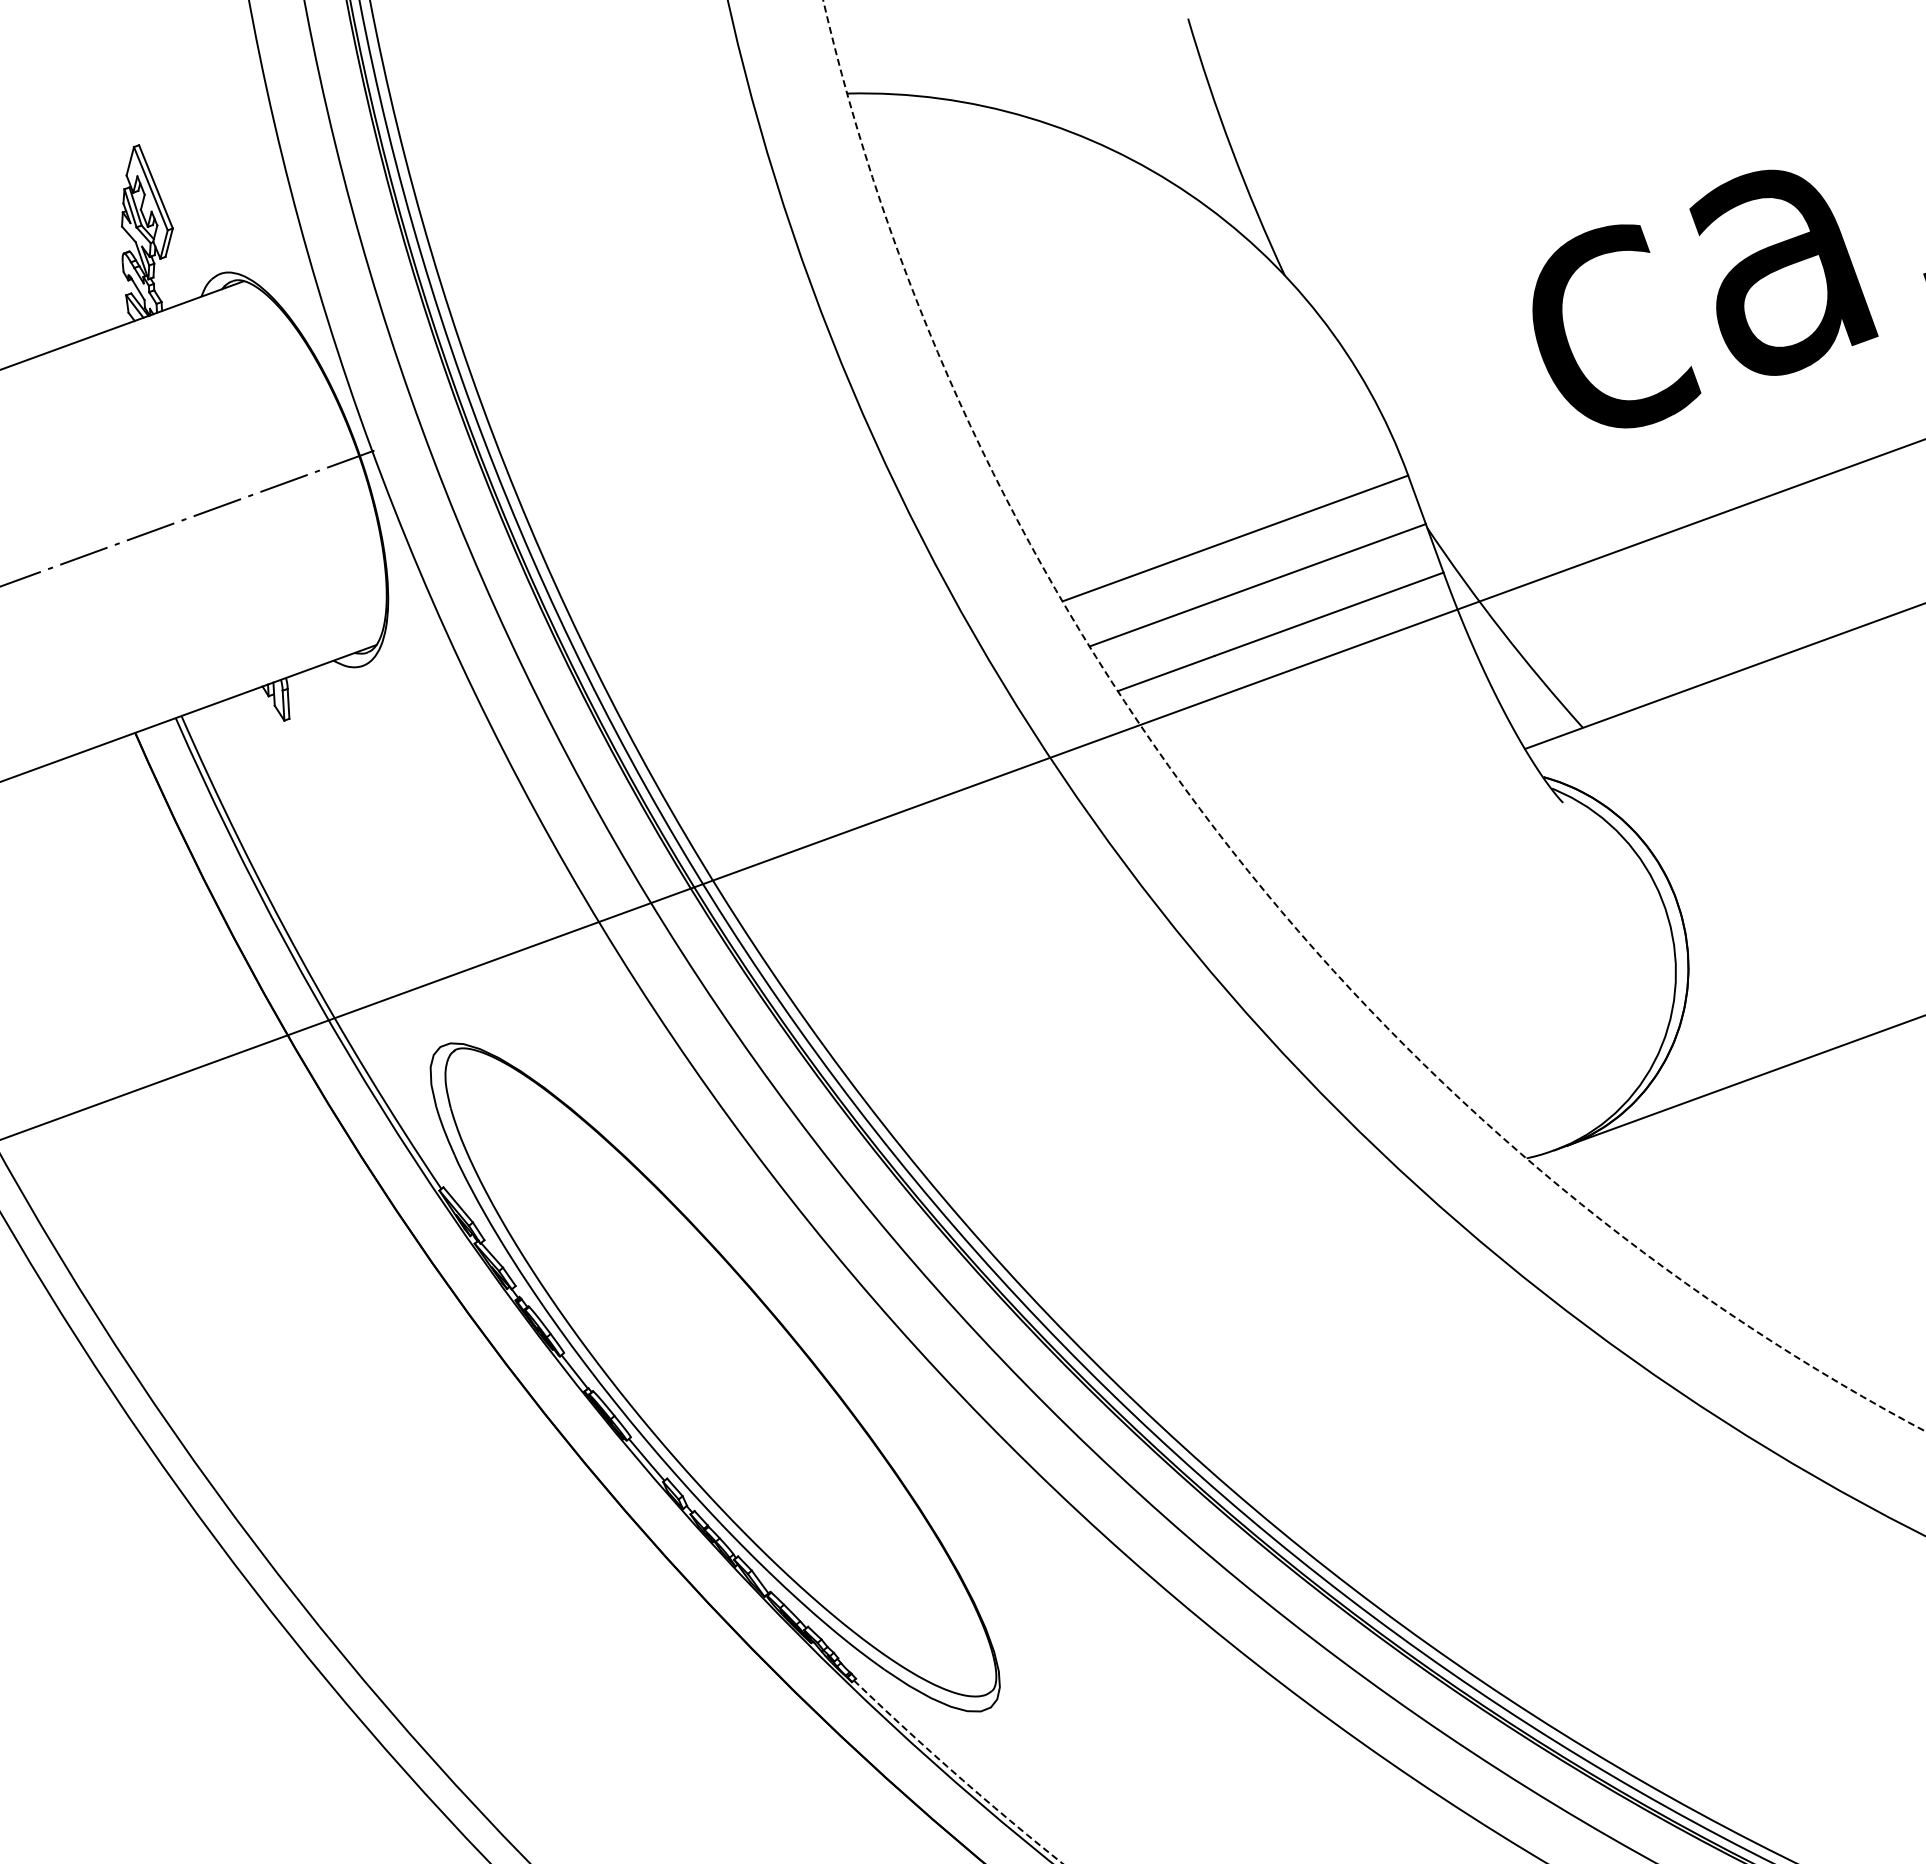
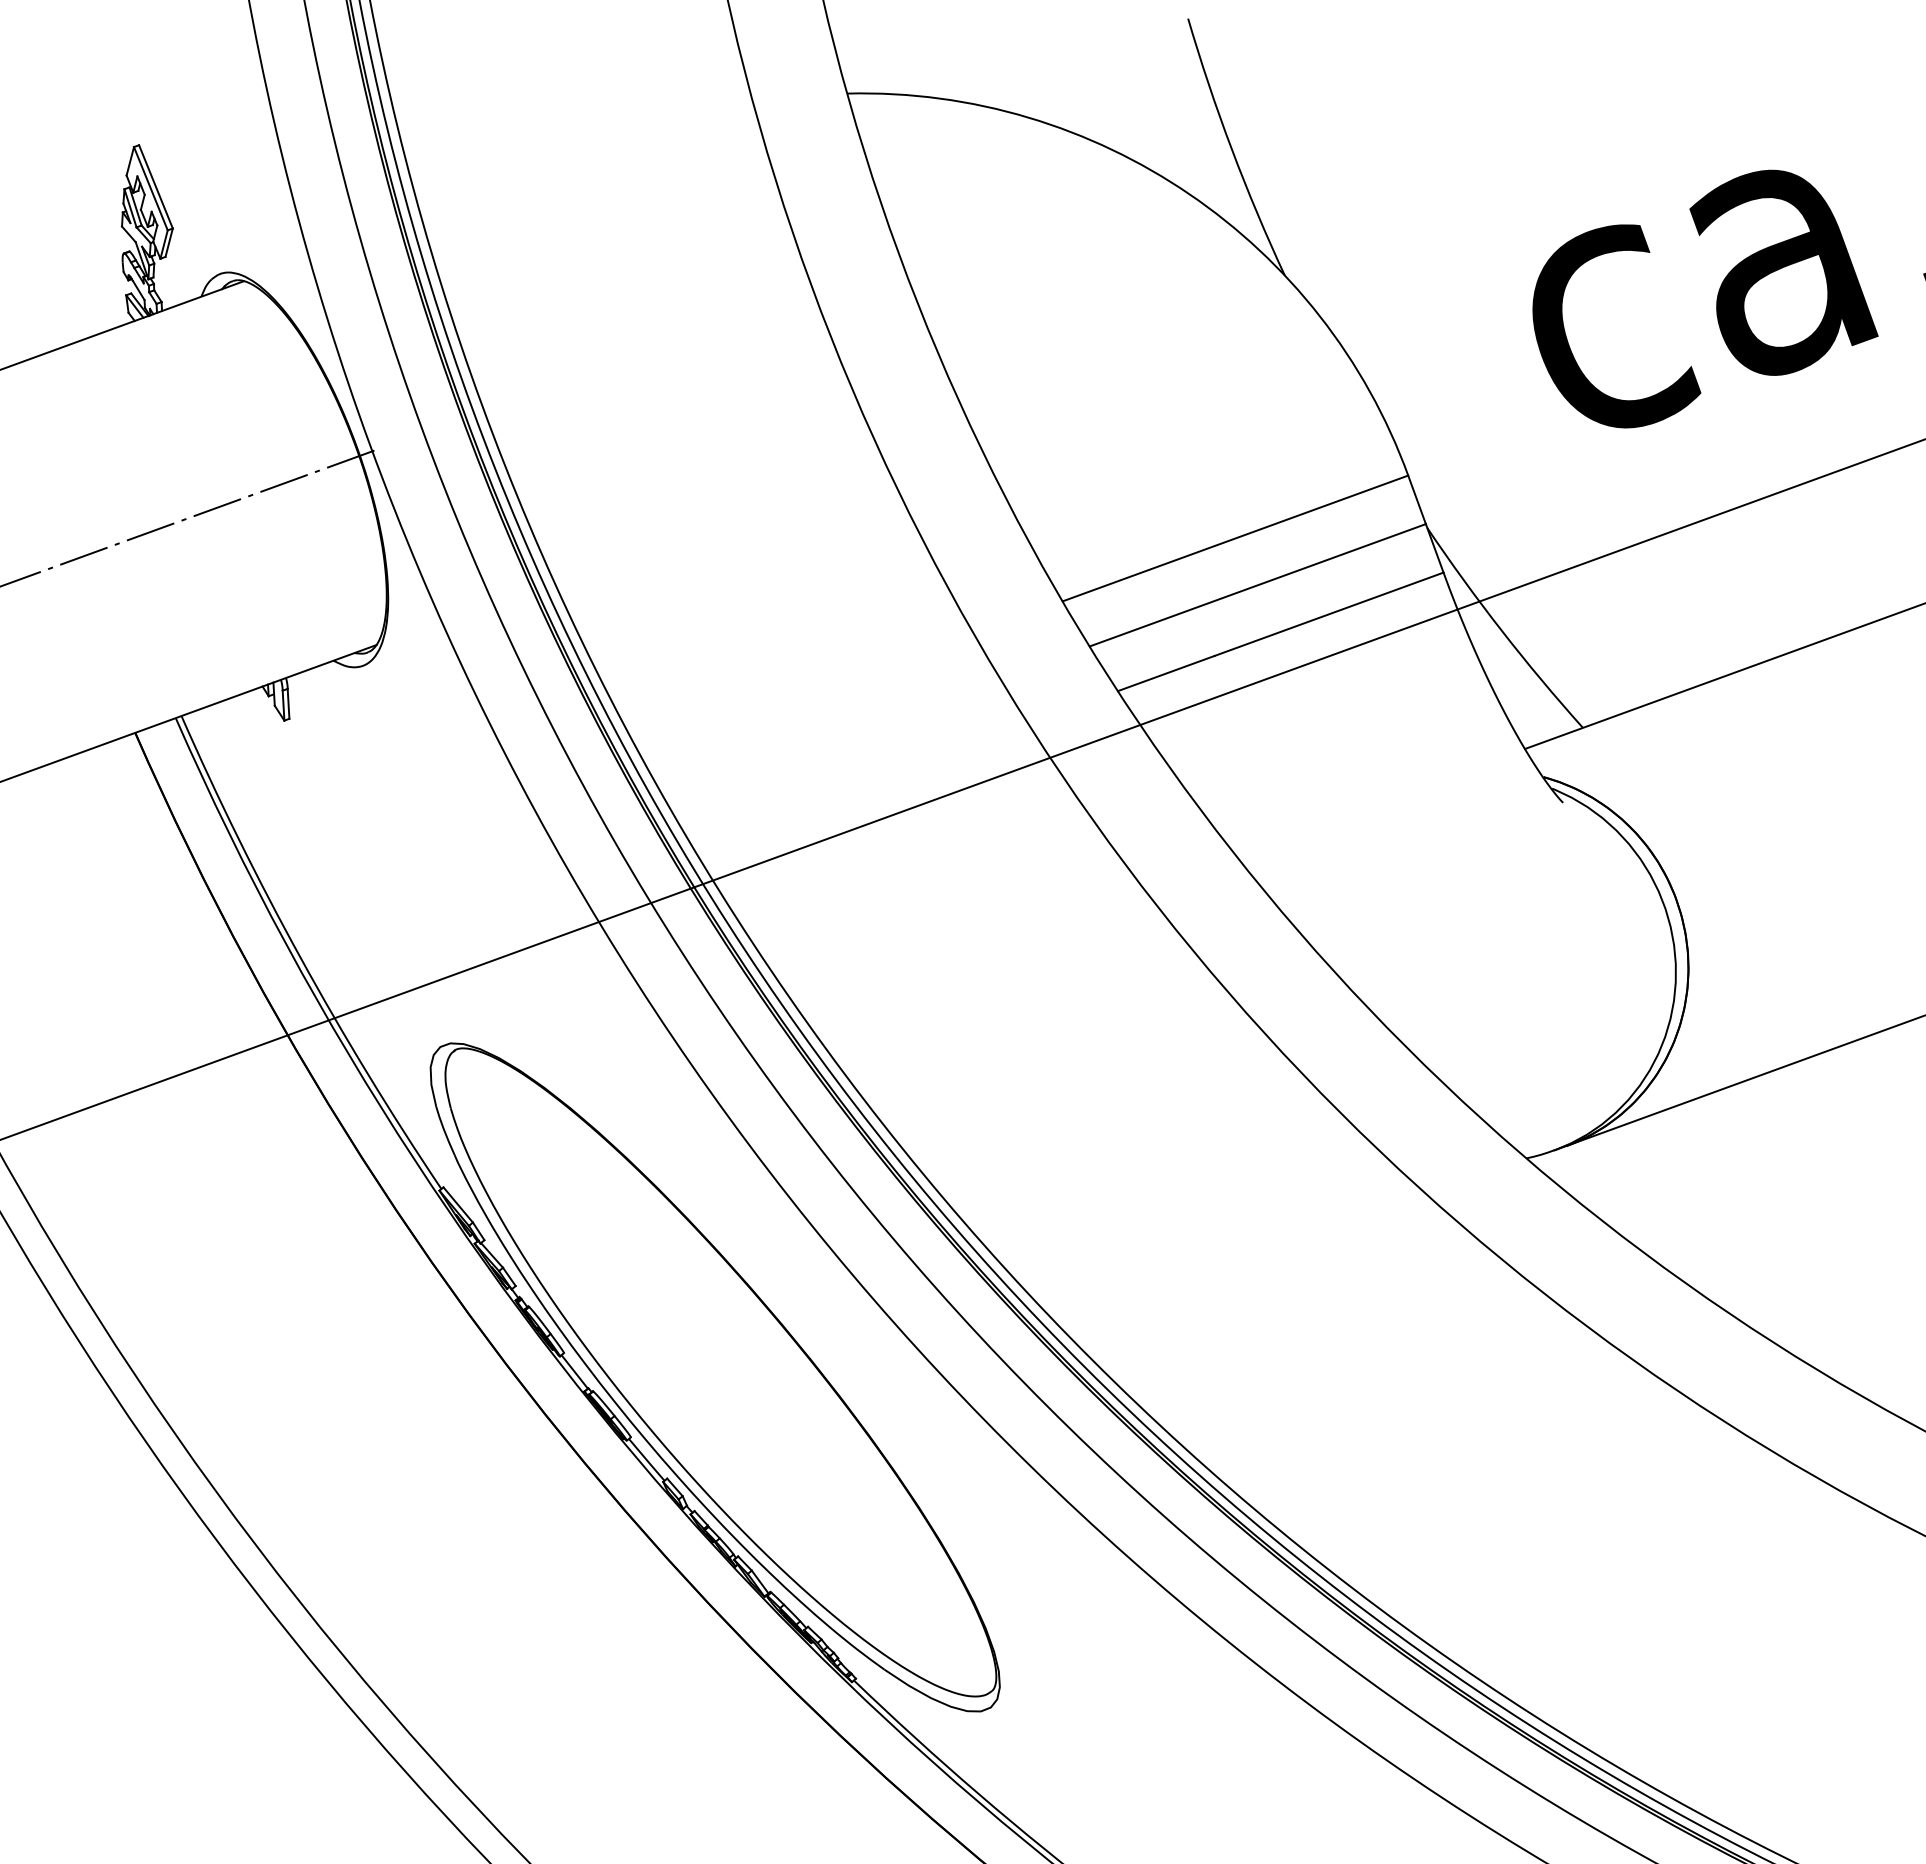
circle: dashed -> solid (1374, 715)
arc: dashed -> solid (956, 1774)
